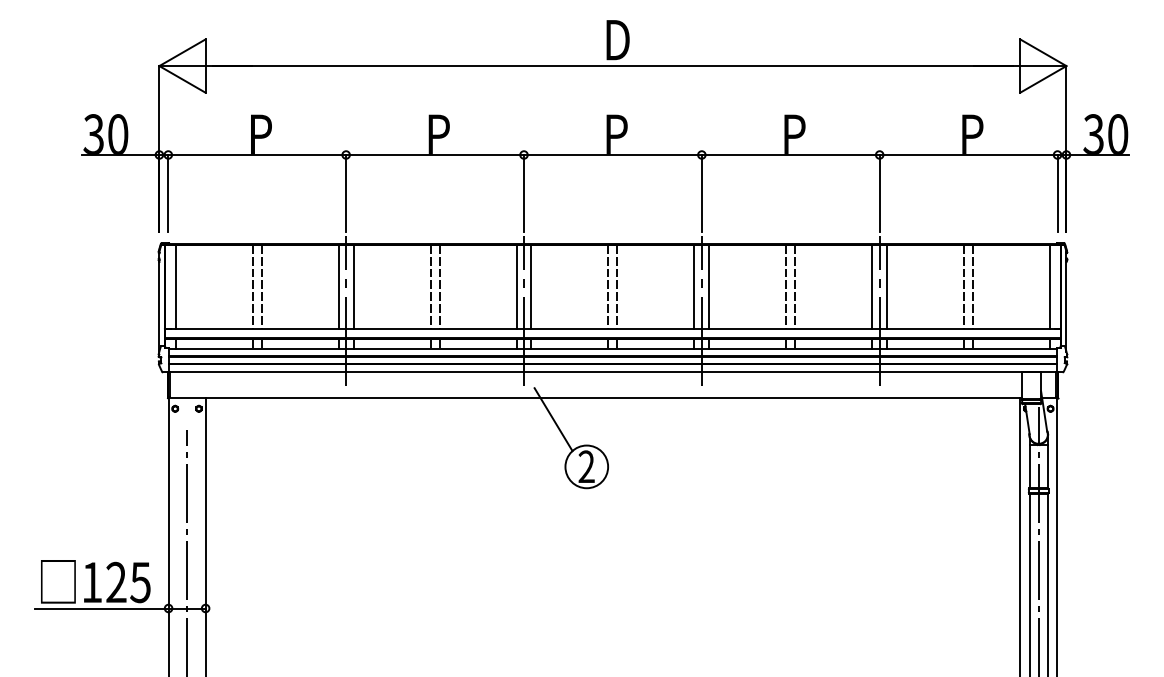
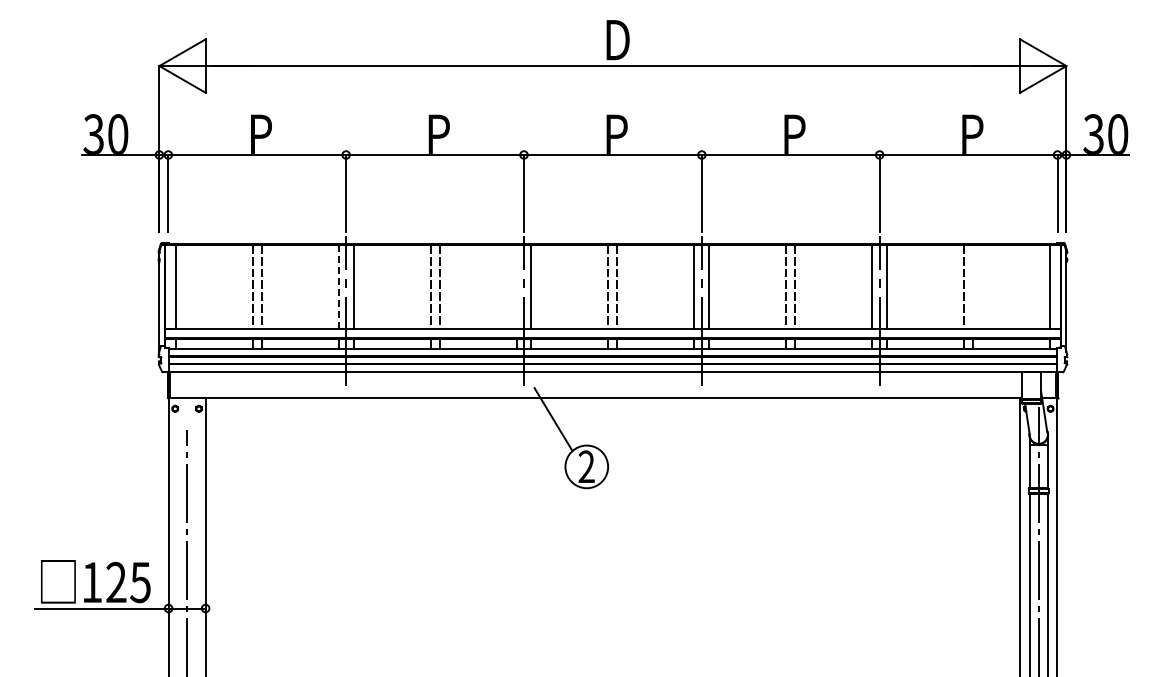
line: present -> none (516, 286)
line: present -> none (973, 286)
line: solid -> dashed (338, 287)
